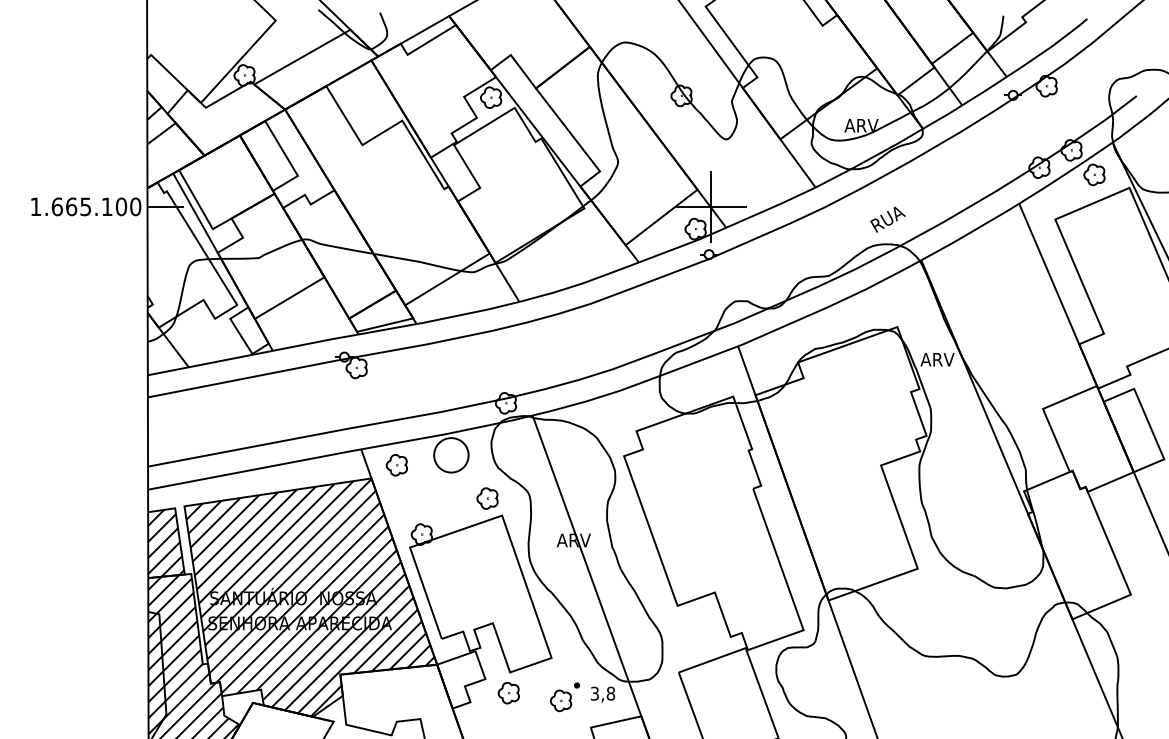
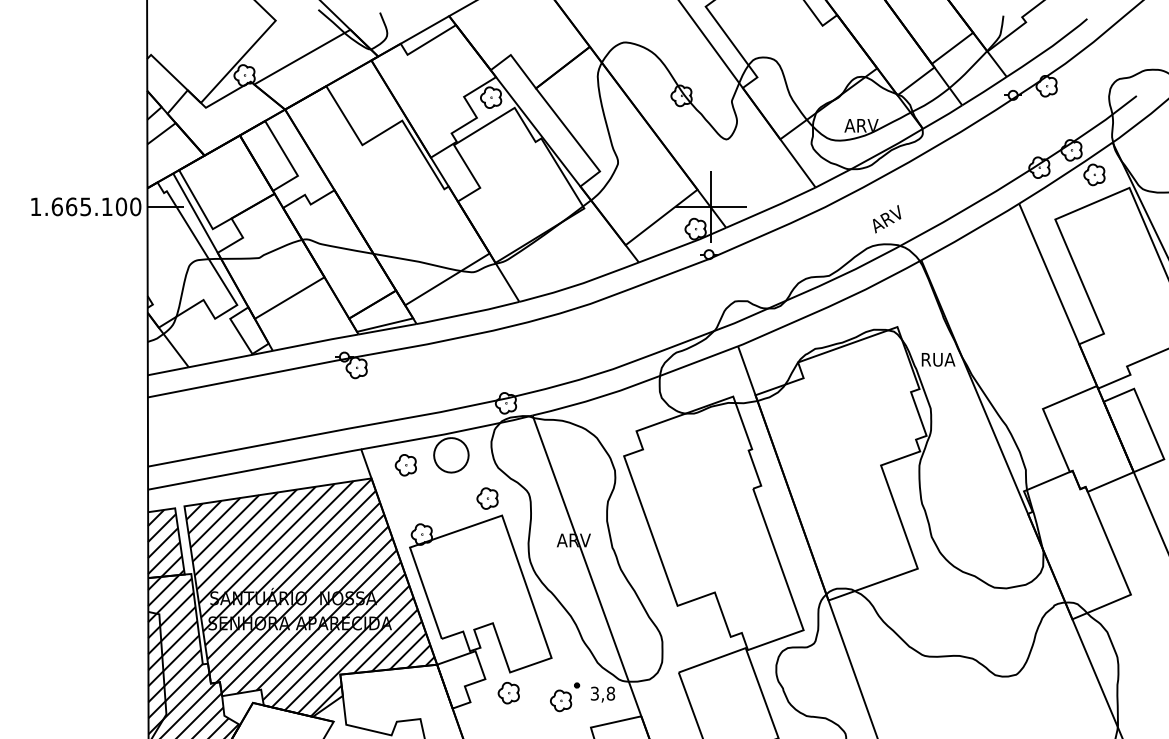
text: RUA -> ARV (887, 219)
text: ARV -> RUA (937, 359)
part position: (396, 465) -> (405, 465) (405, 465)
